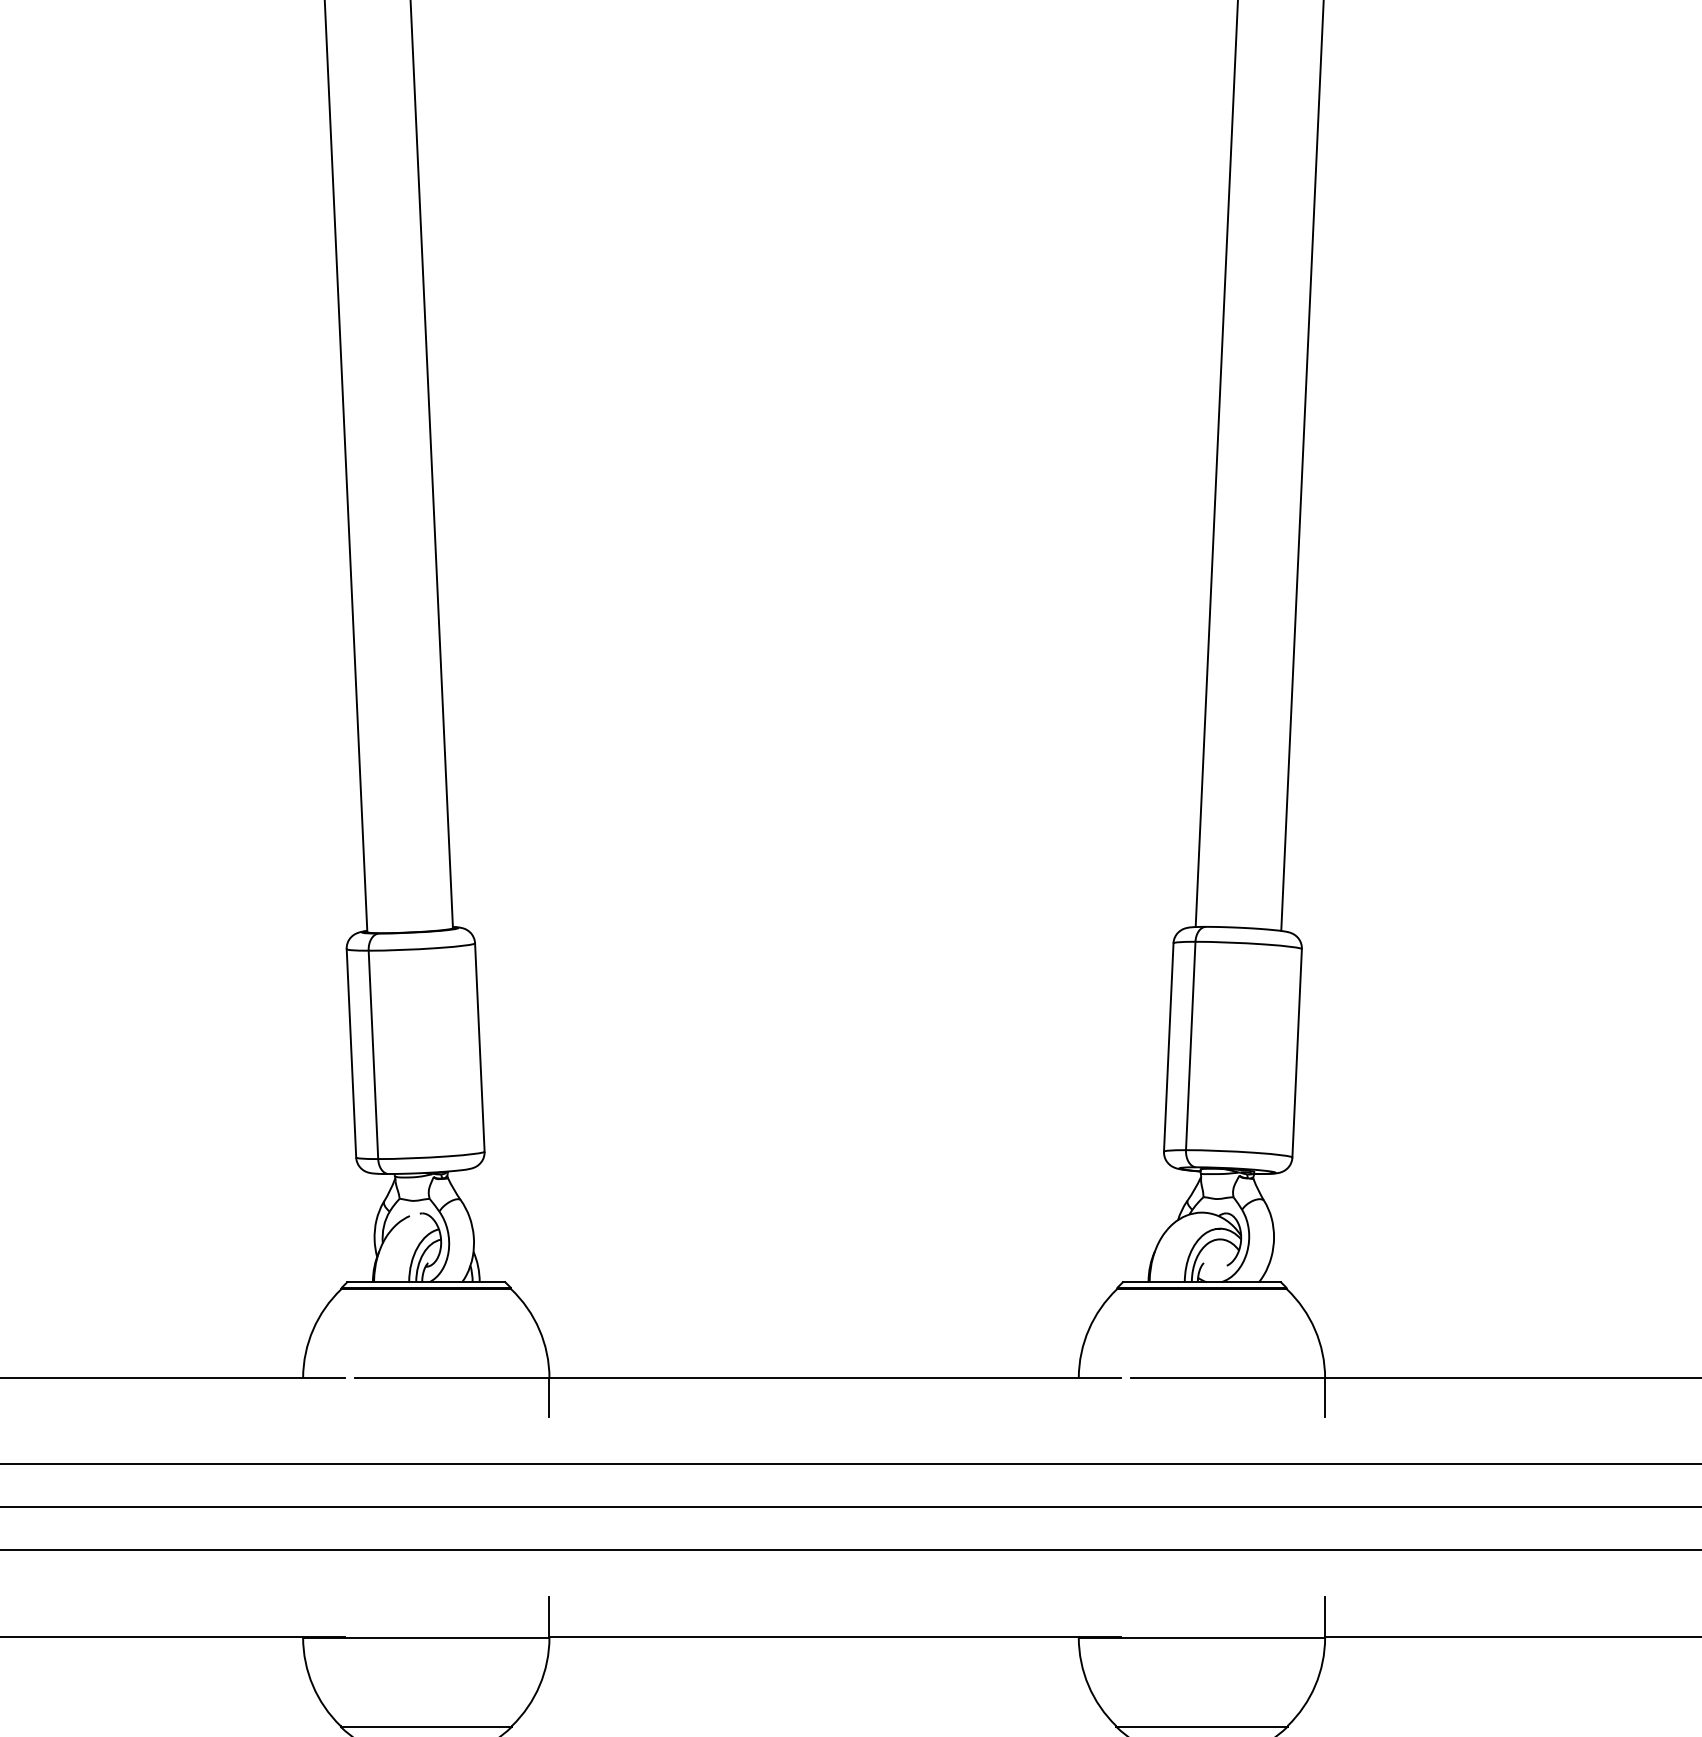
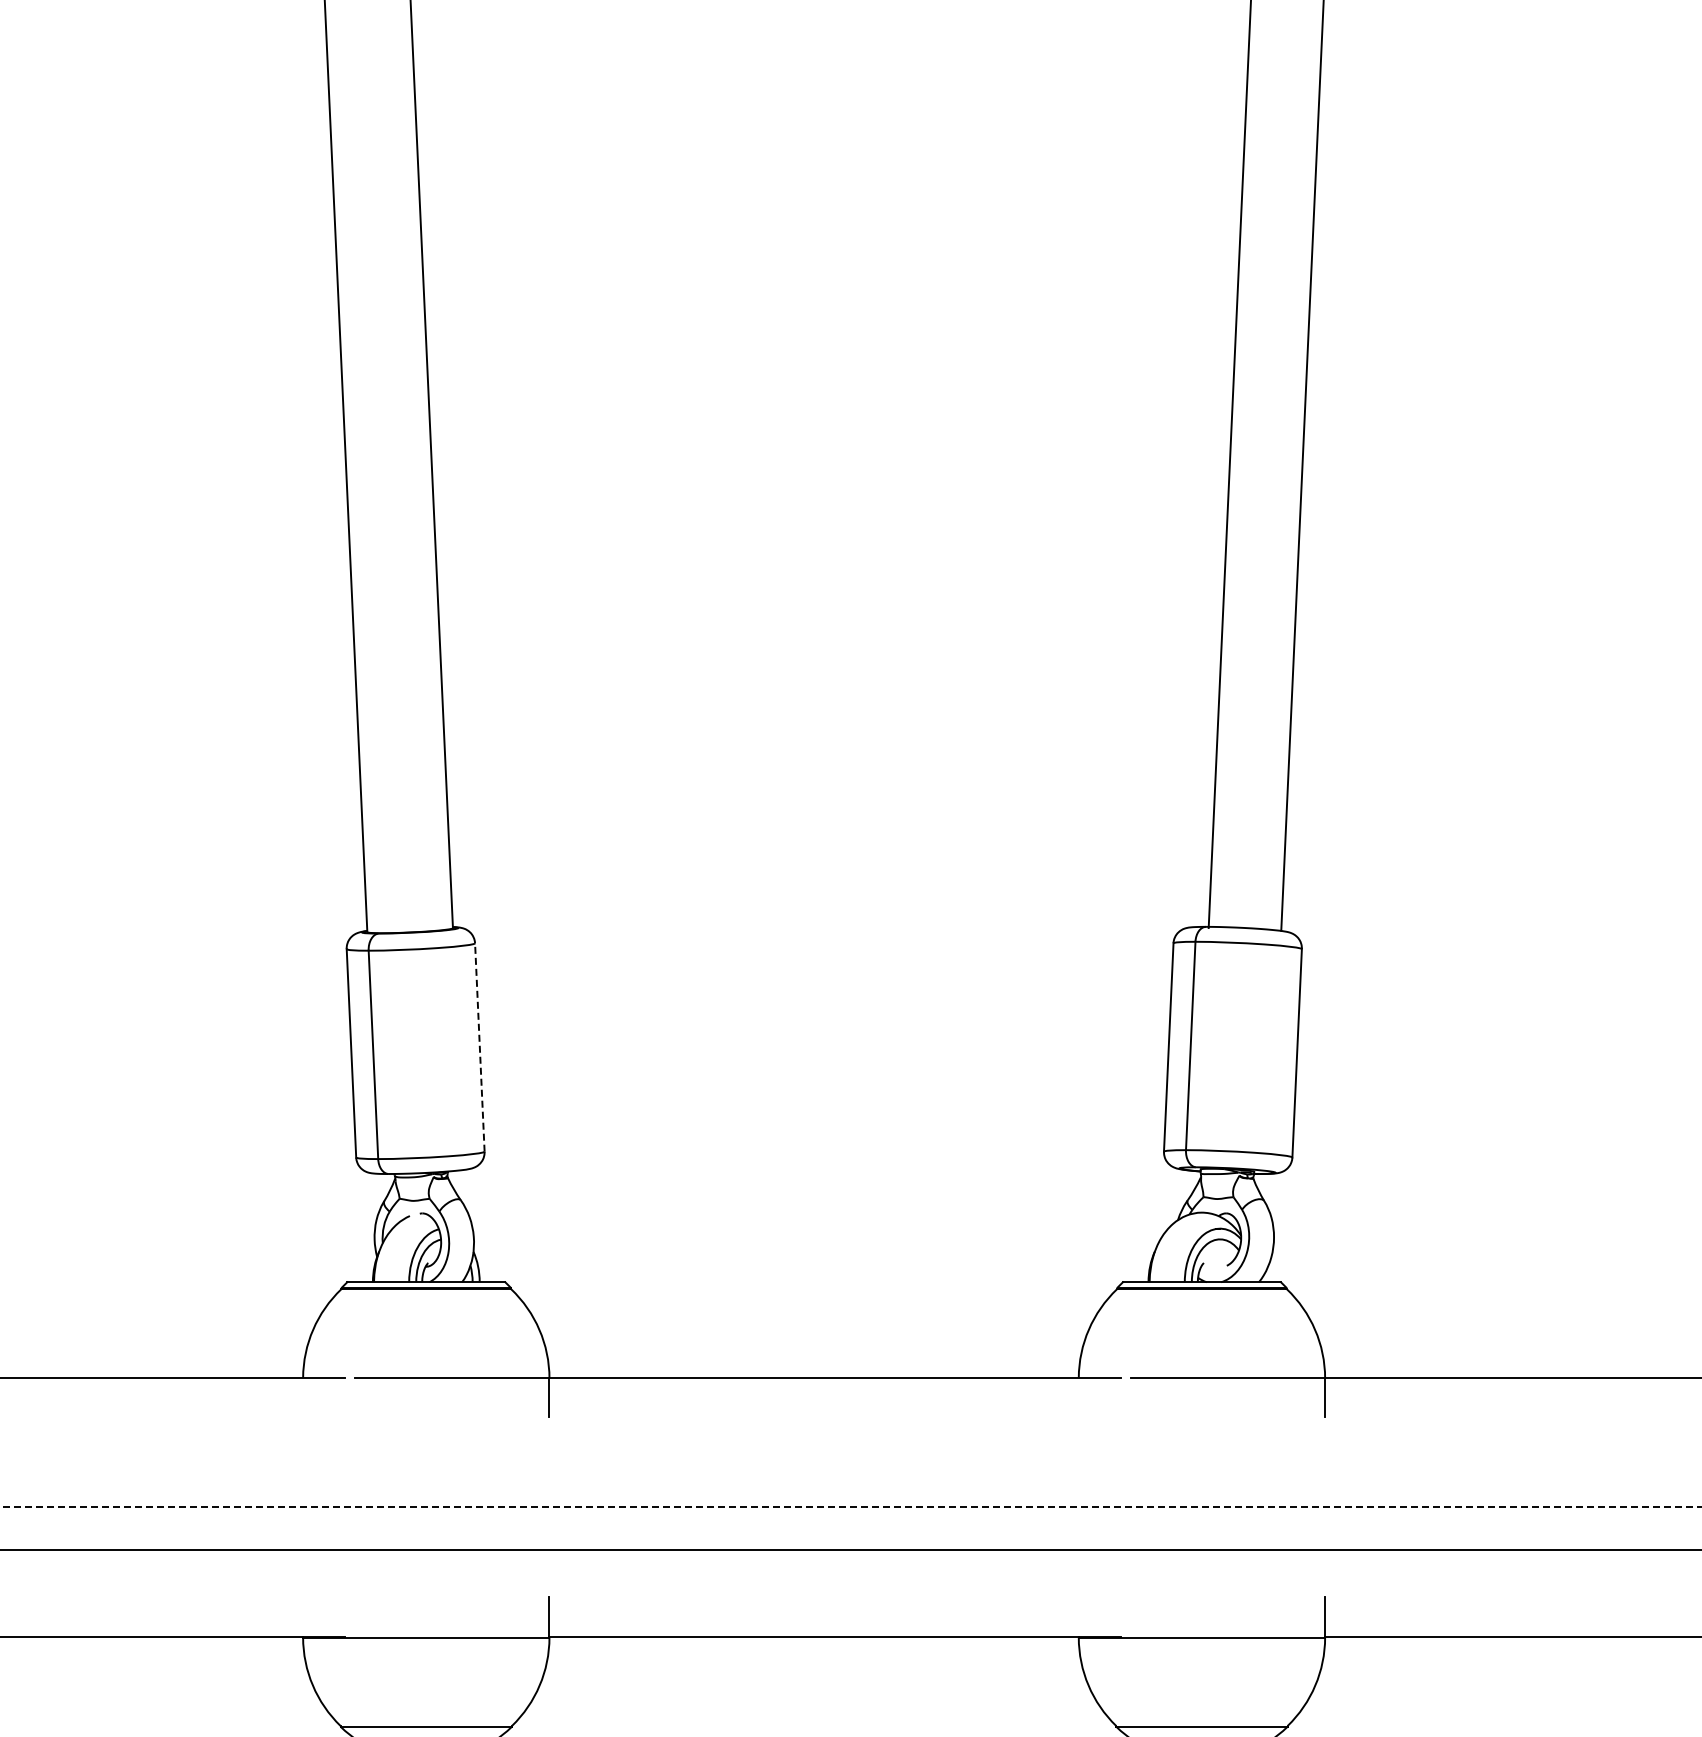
line position: (1216, 464) -> (1229, 465) (1229, 465)
line: solid -> dashed (479, 1046)
line: present -> none (850, 1464)
line: solid -> dashed (850, 1507)
